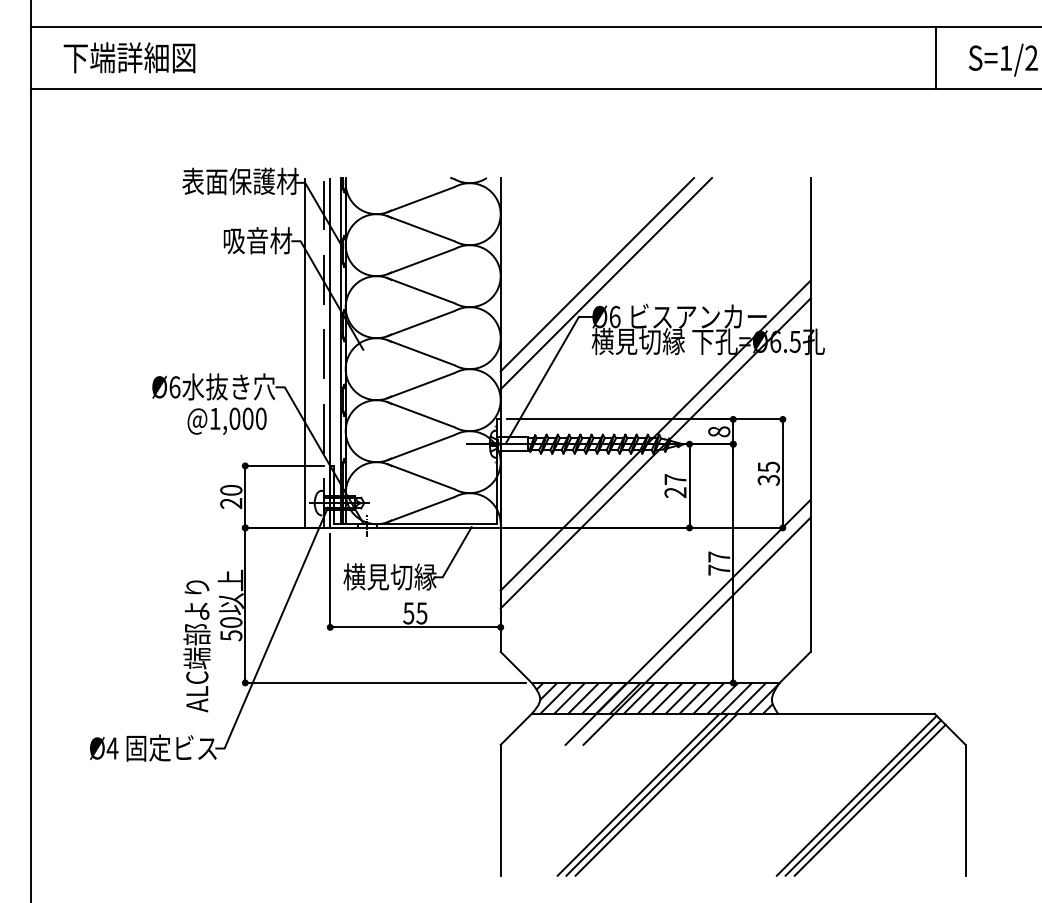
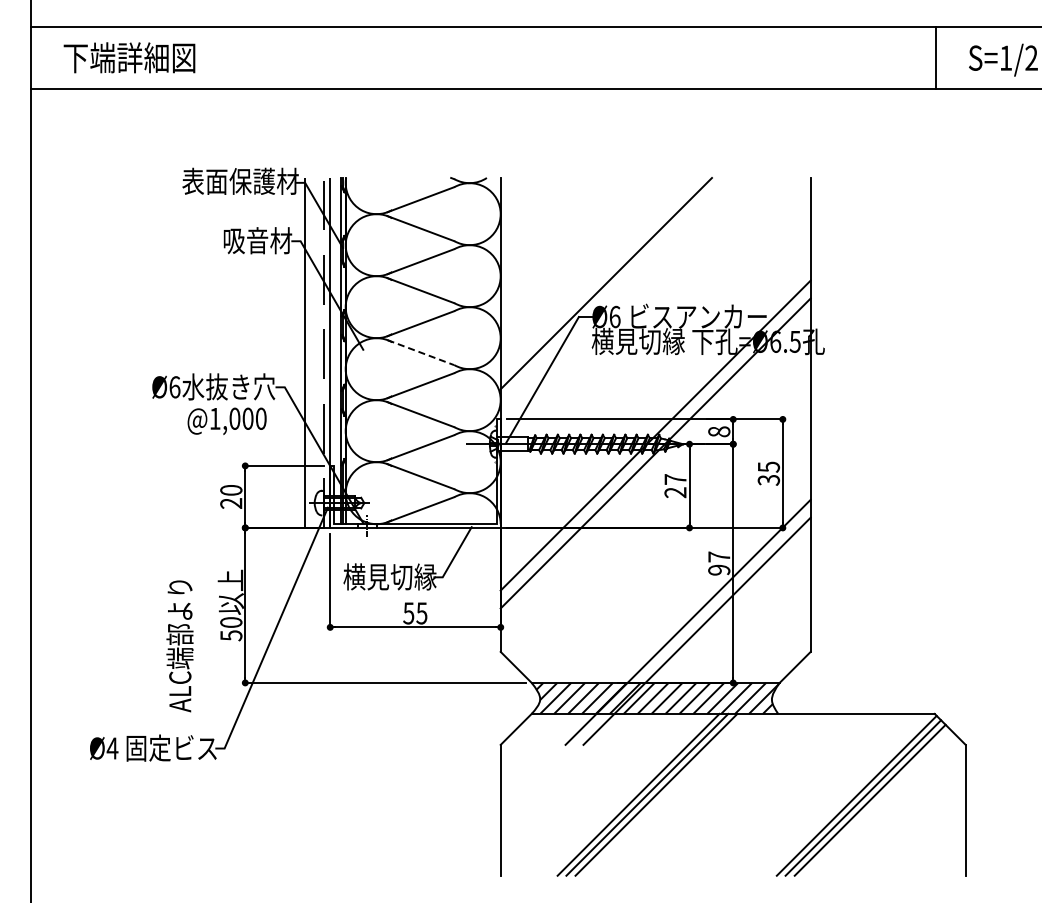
line: present -> none (597, 274)
line: solid -> dashed (421, 352)
text: 77 -> 97 (719, 569)
text position: (196, 646) -> (179, 646) (179, 646)
